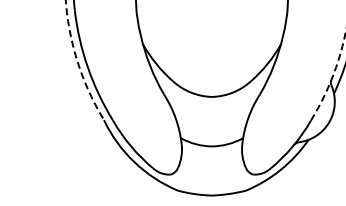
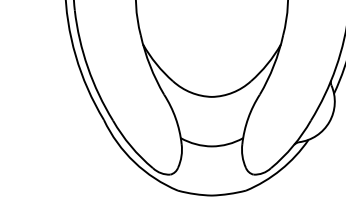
arc: dashed -> solid (77, 62)
arc: dashed -> solid (332, 76)
